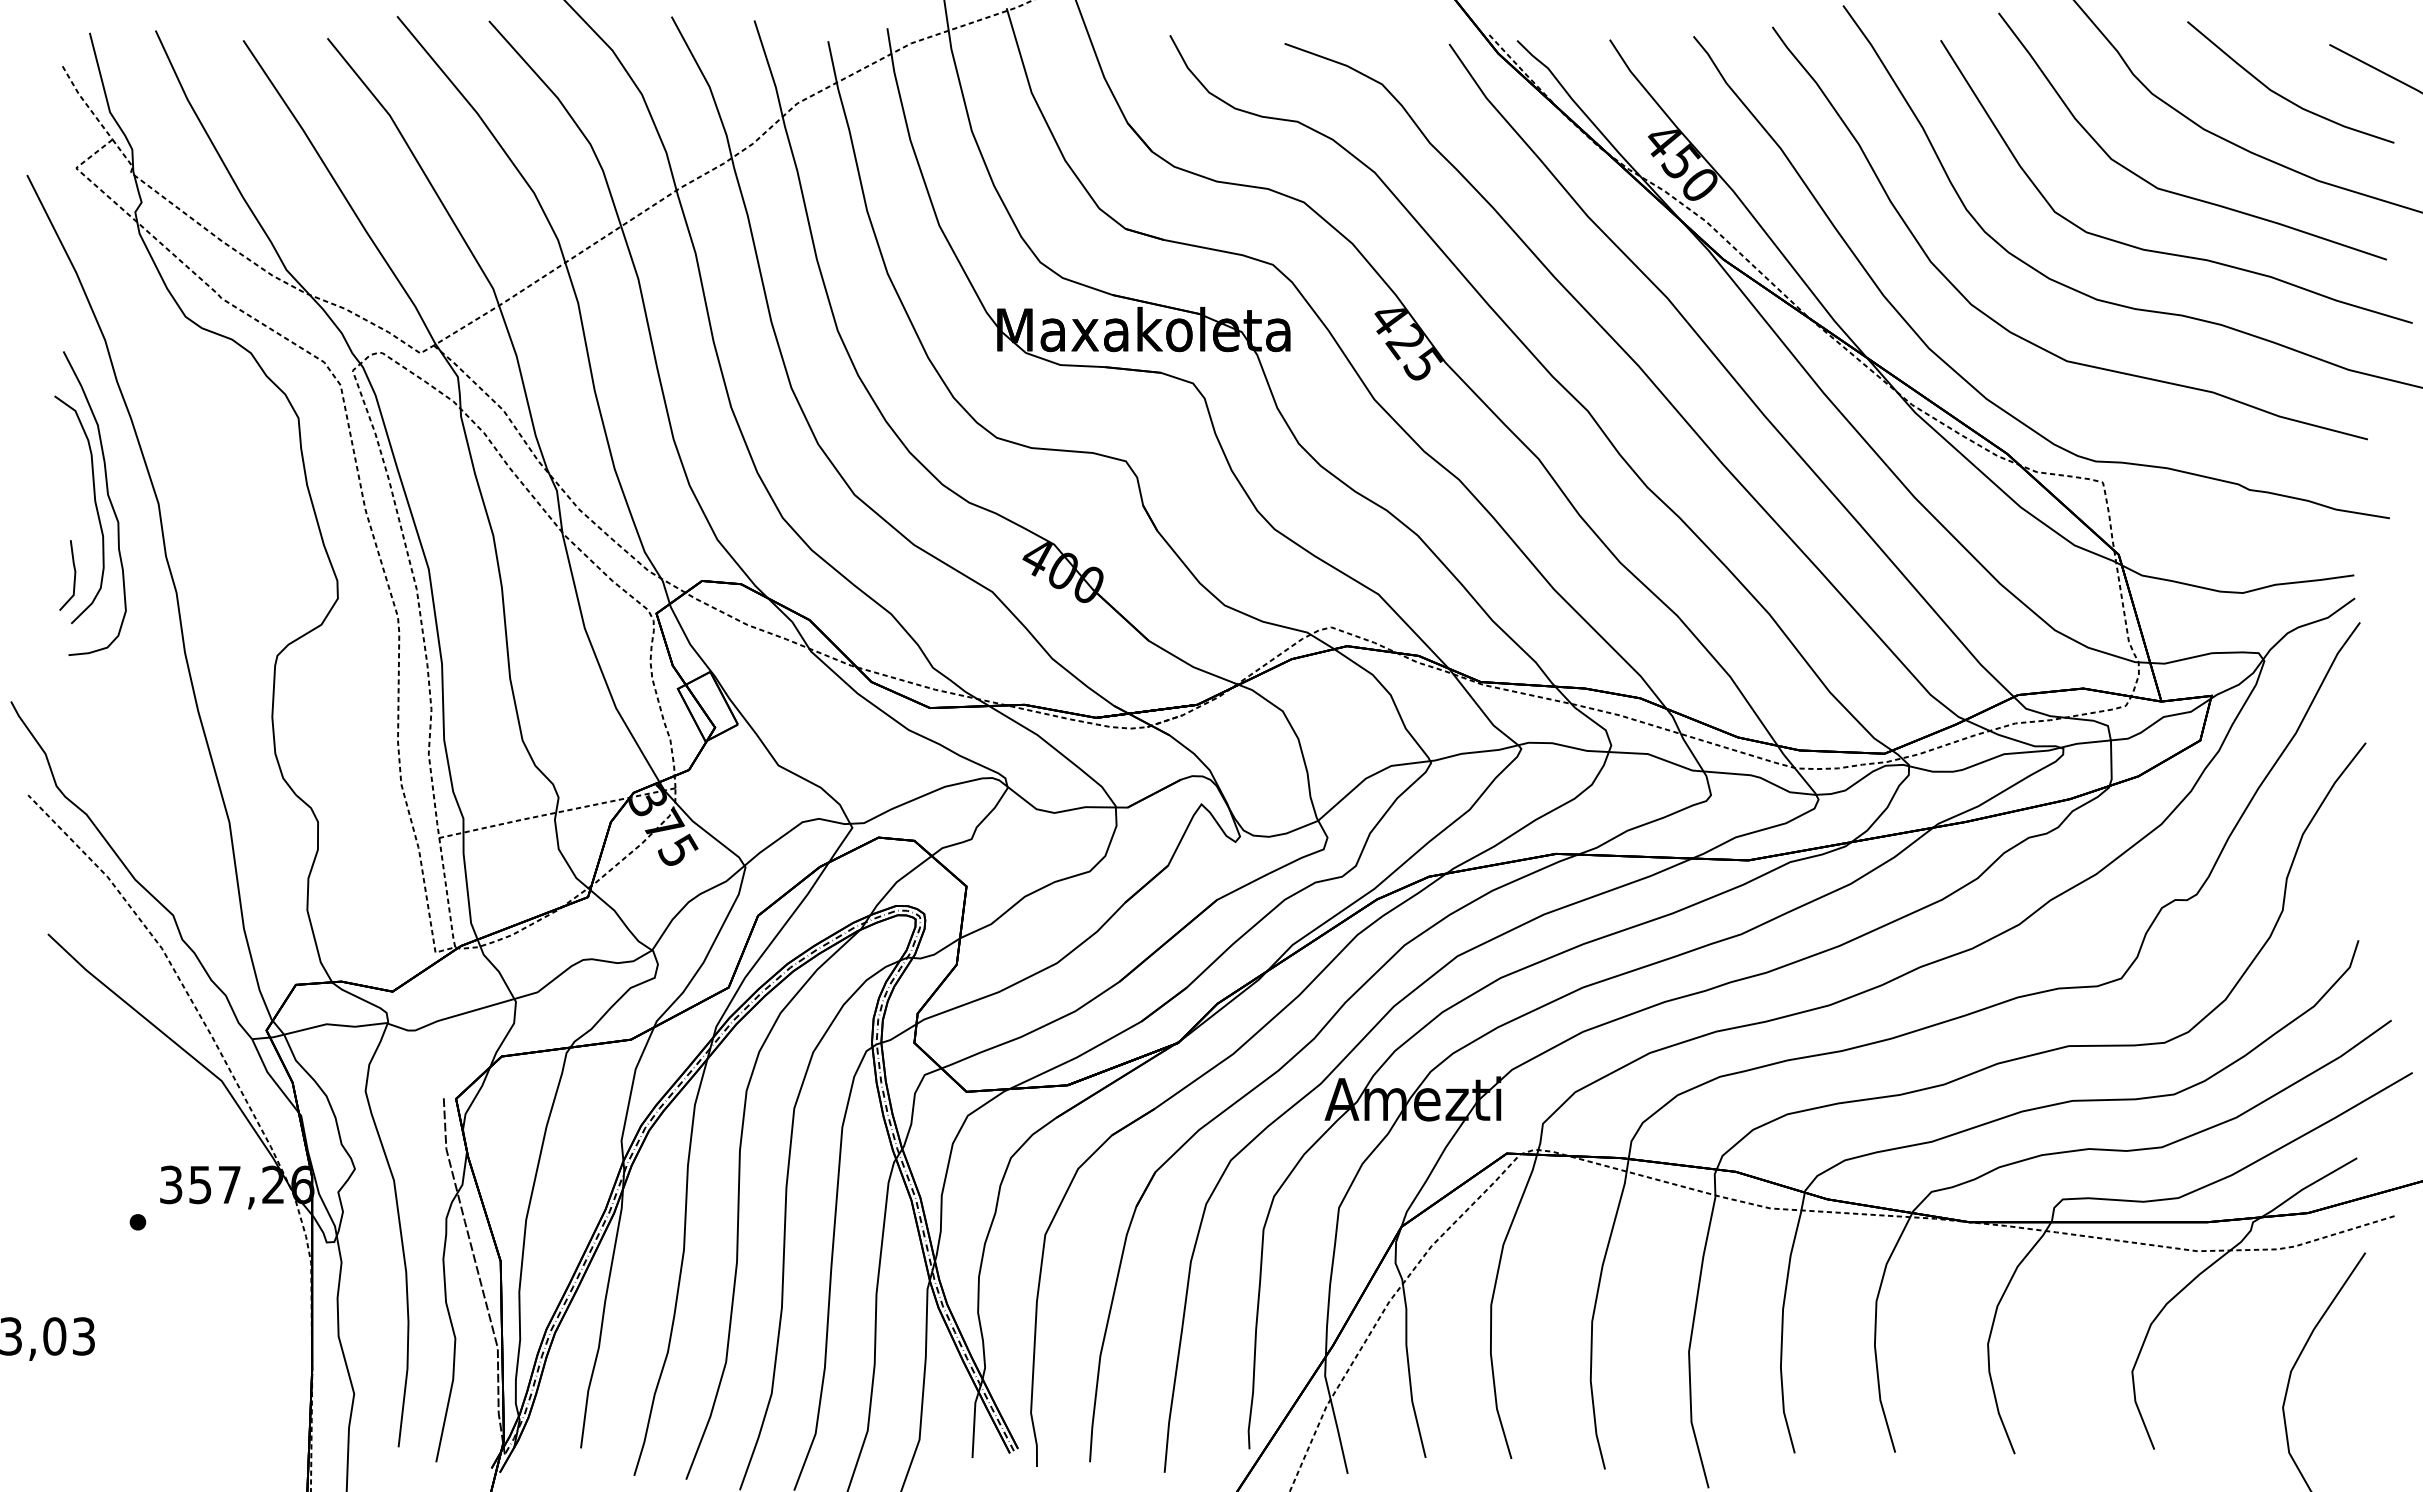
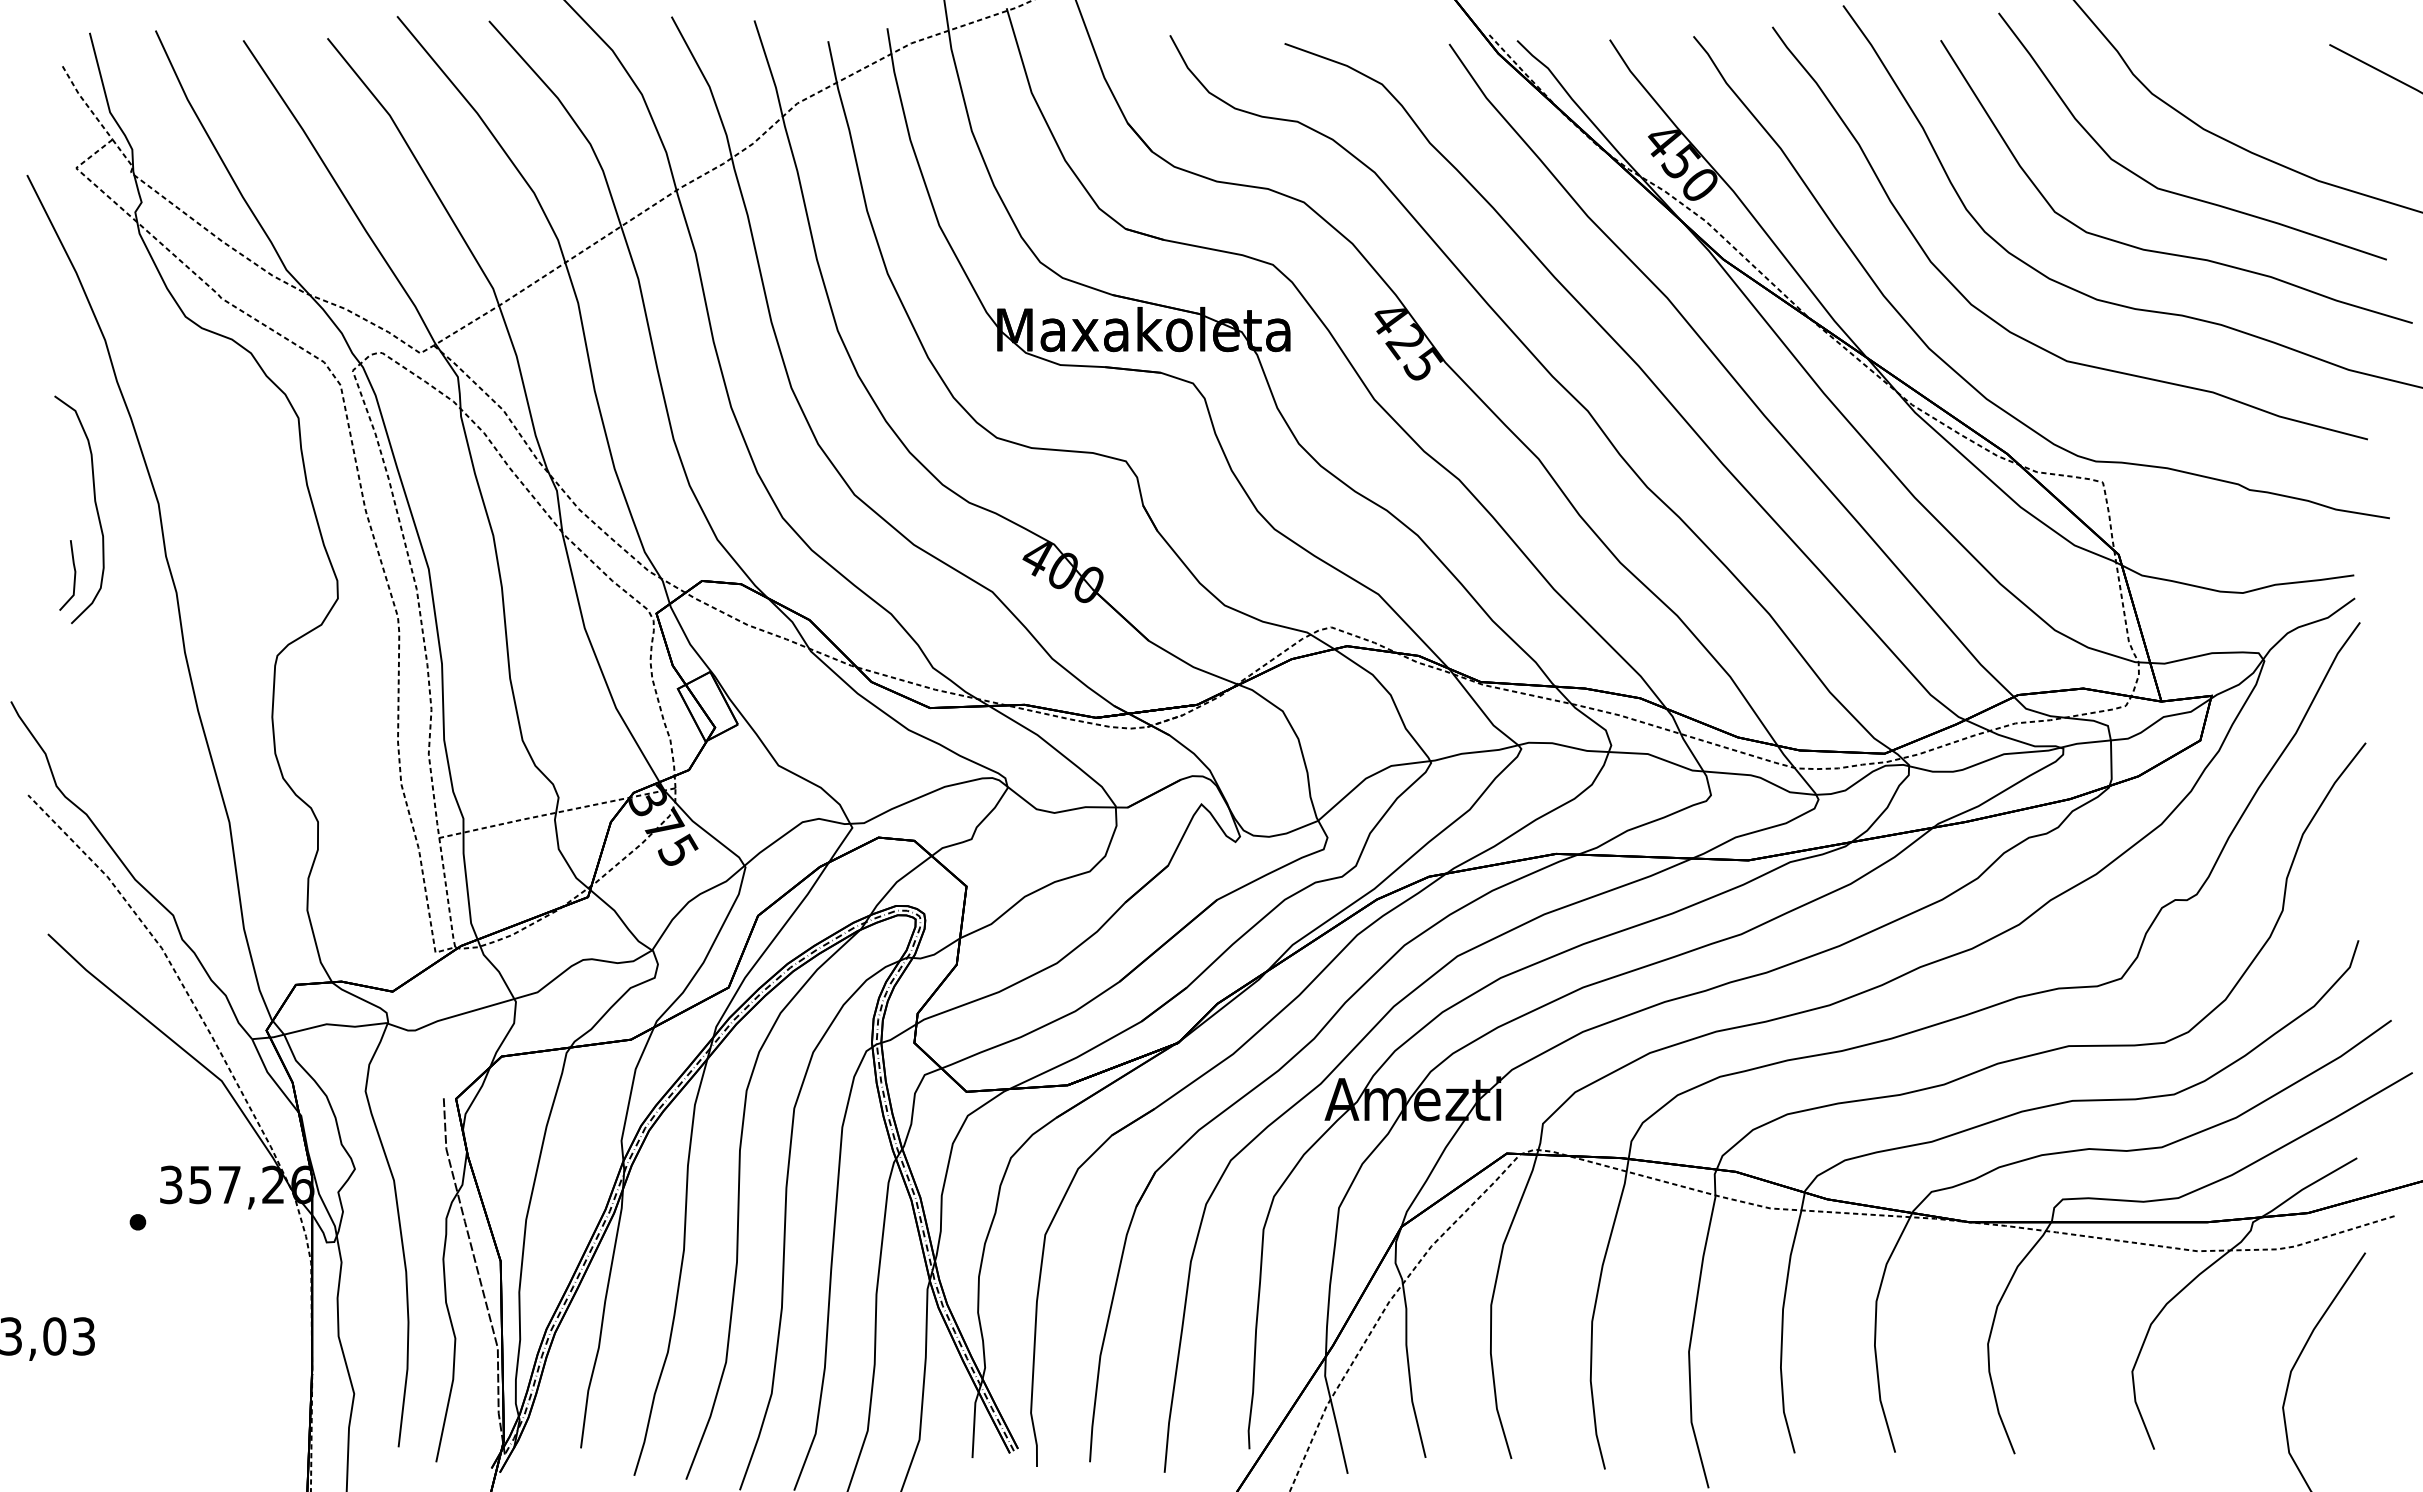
curve: present -> none (2280, 94)
curve: present -> none (108, 499)
